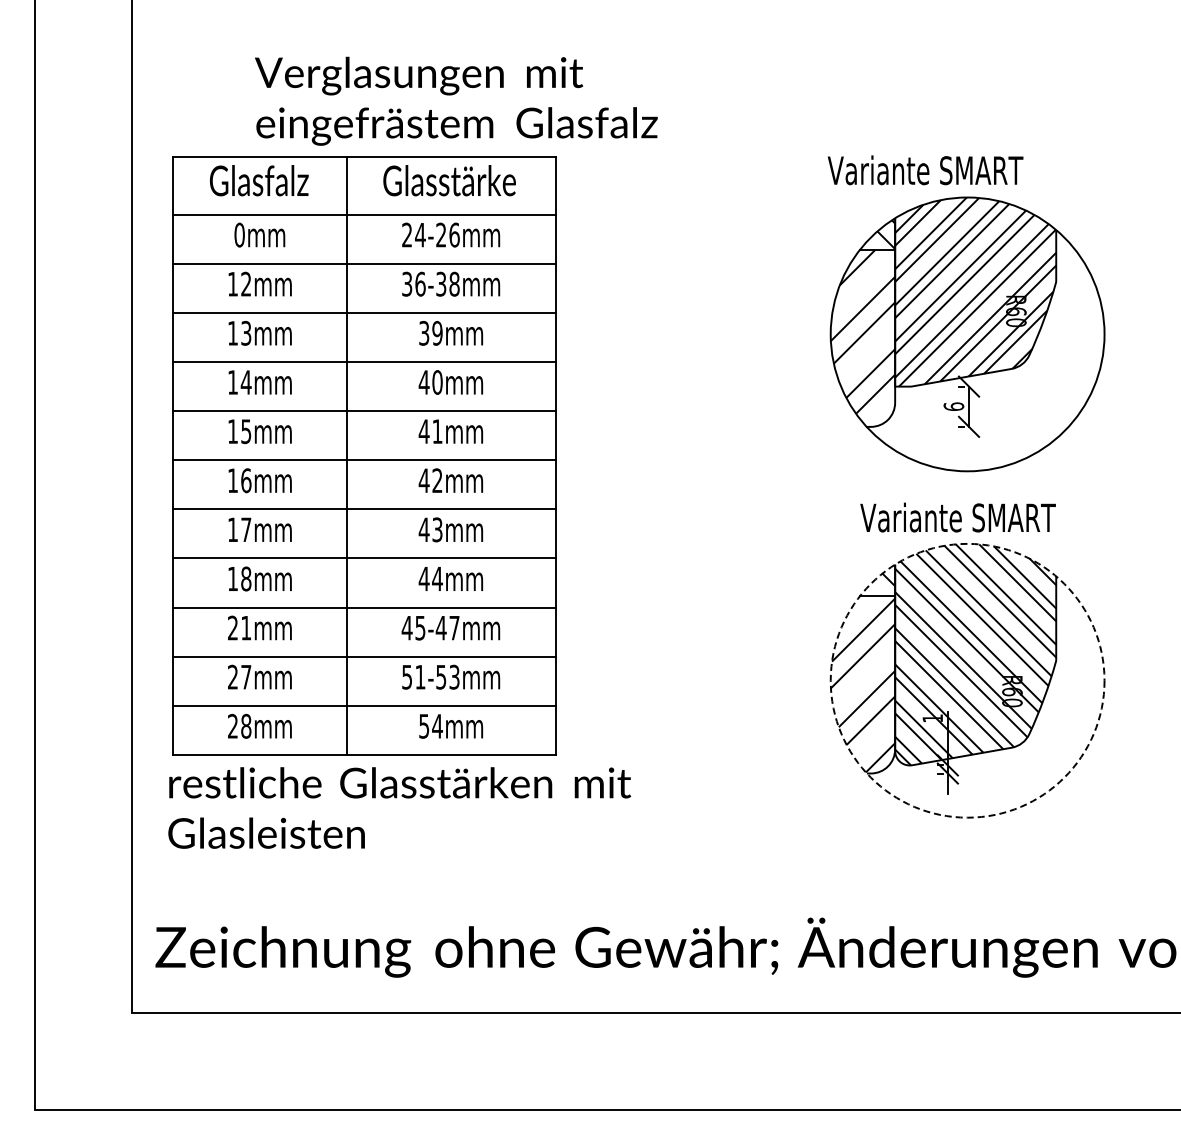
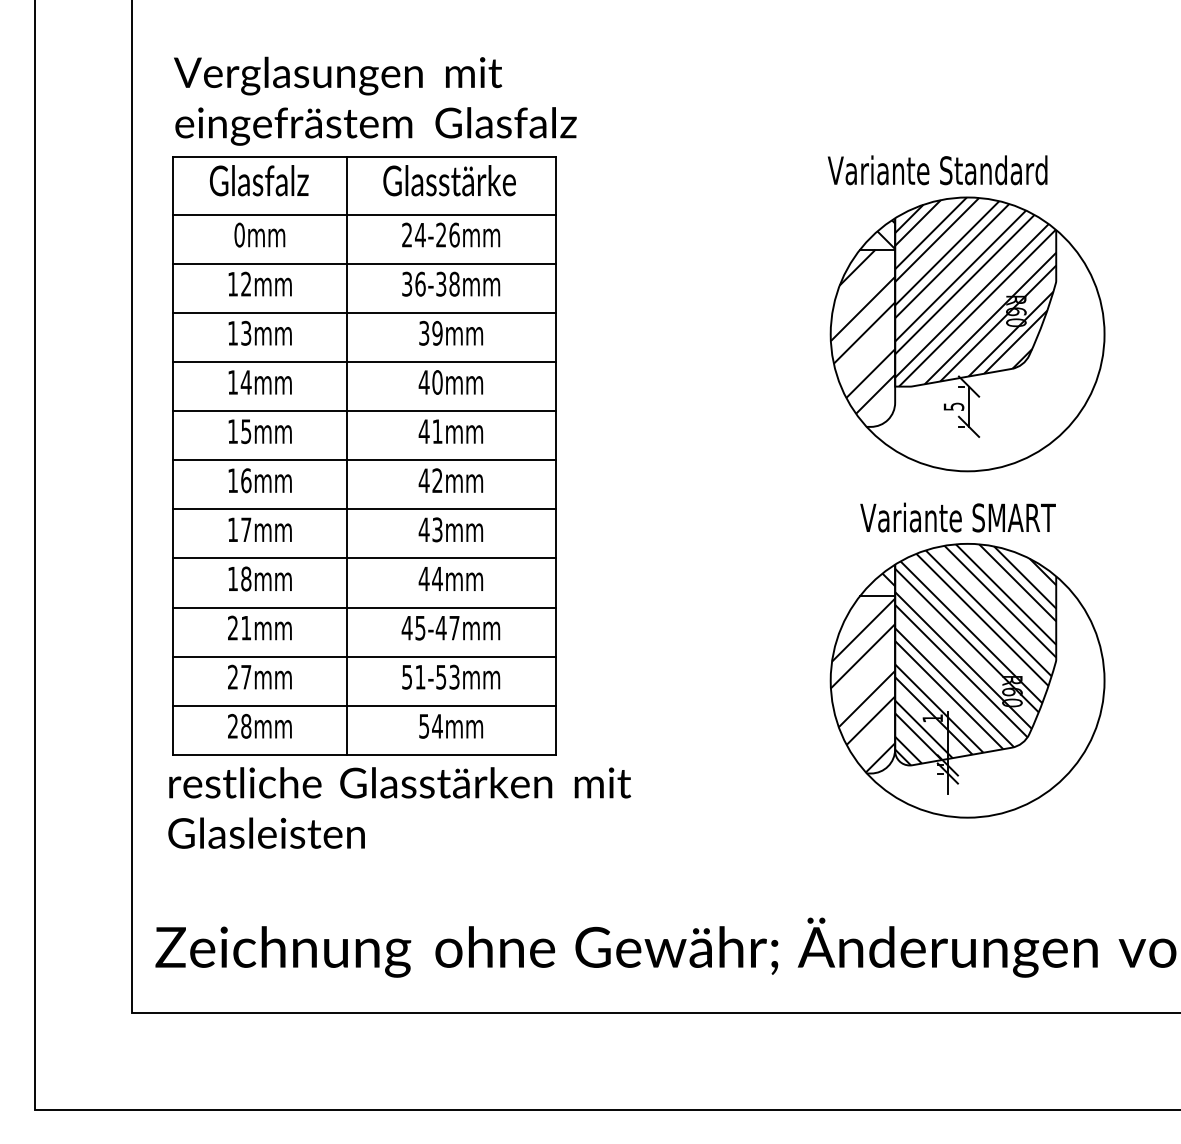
text position: (456, 100) -> (375, 100) (375, 100)
text: Variante SMART -> Variante Standard (1000, 170)
text: 6 -> 5 (953, 406)
circle: dashed -> solid (967, 680)
